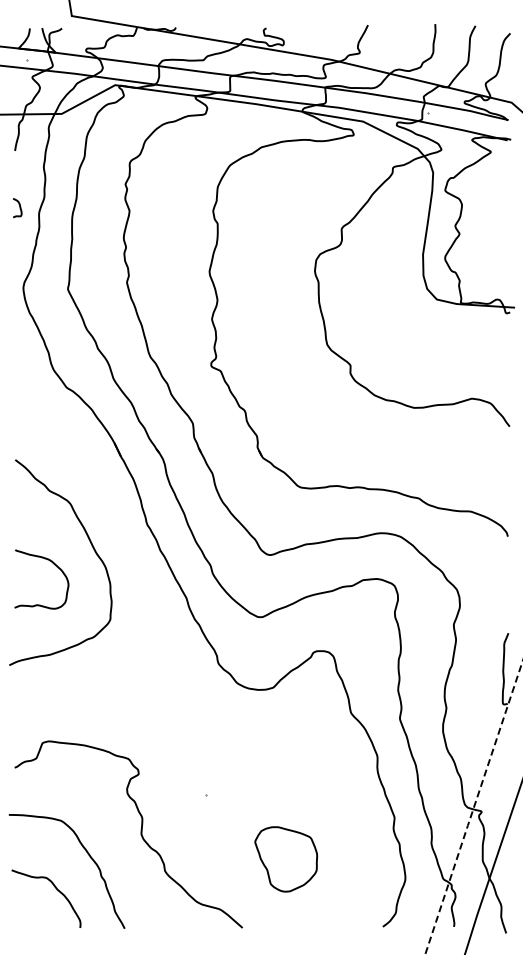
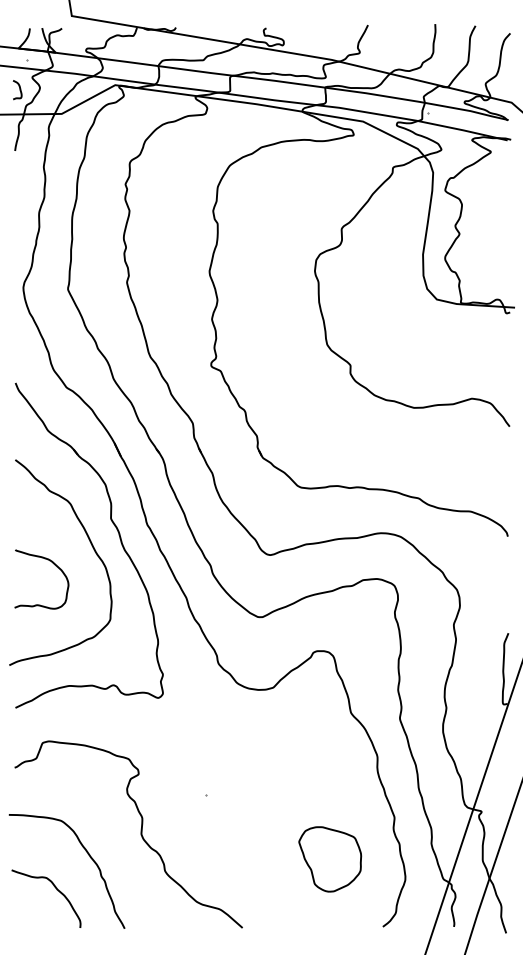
curve position: (19, 208) -> (19, 90) (19, 90)
part: none -> present (119, 539)
line: dashed -> solid (473, 808)
part position: (286, 859) -> (330, 859) (330, 859)
